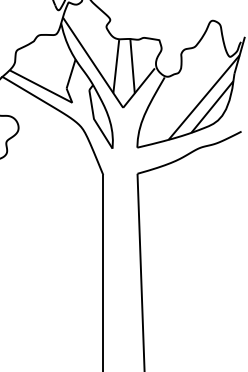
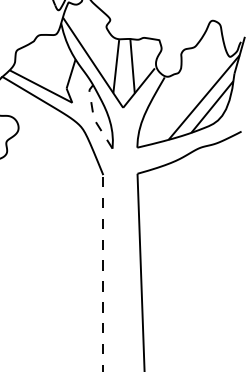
line: solid -> dashed (95, 120)
line: solid -> dashed (103, 272)
